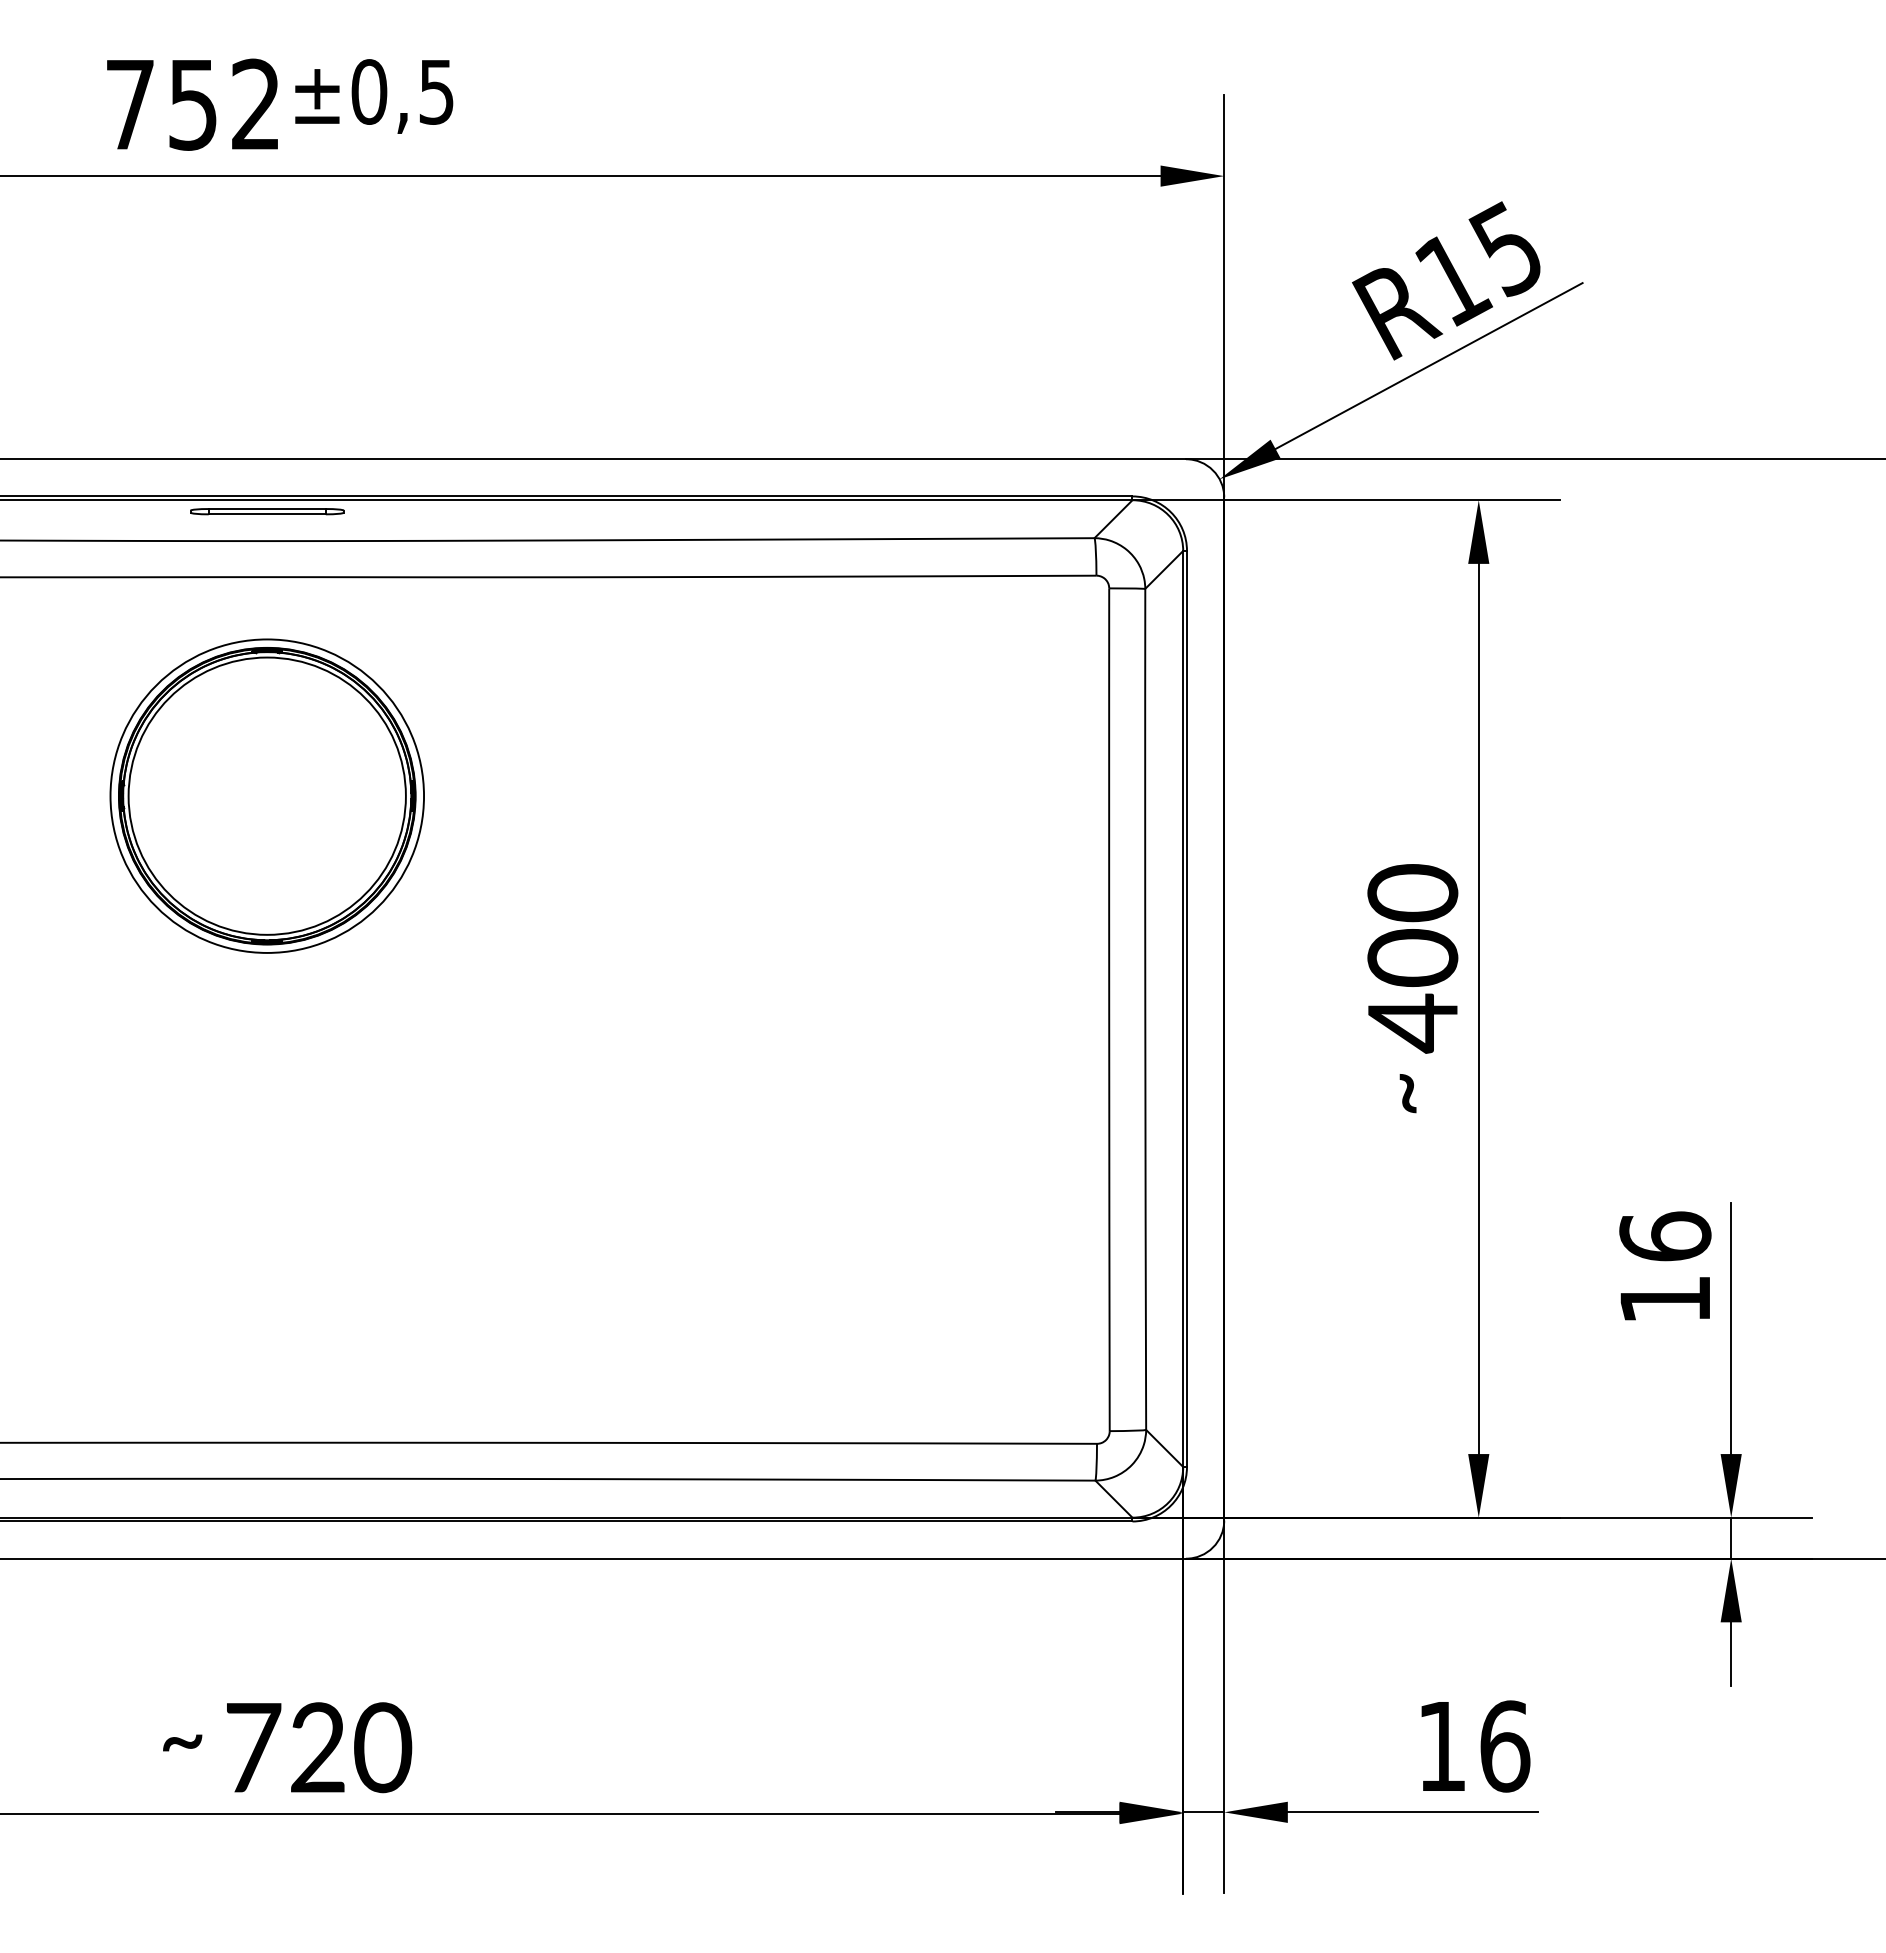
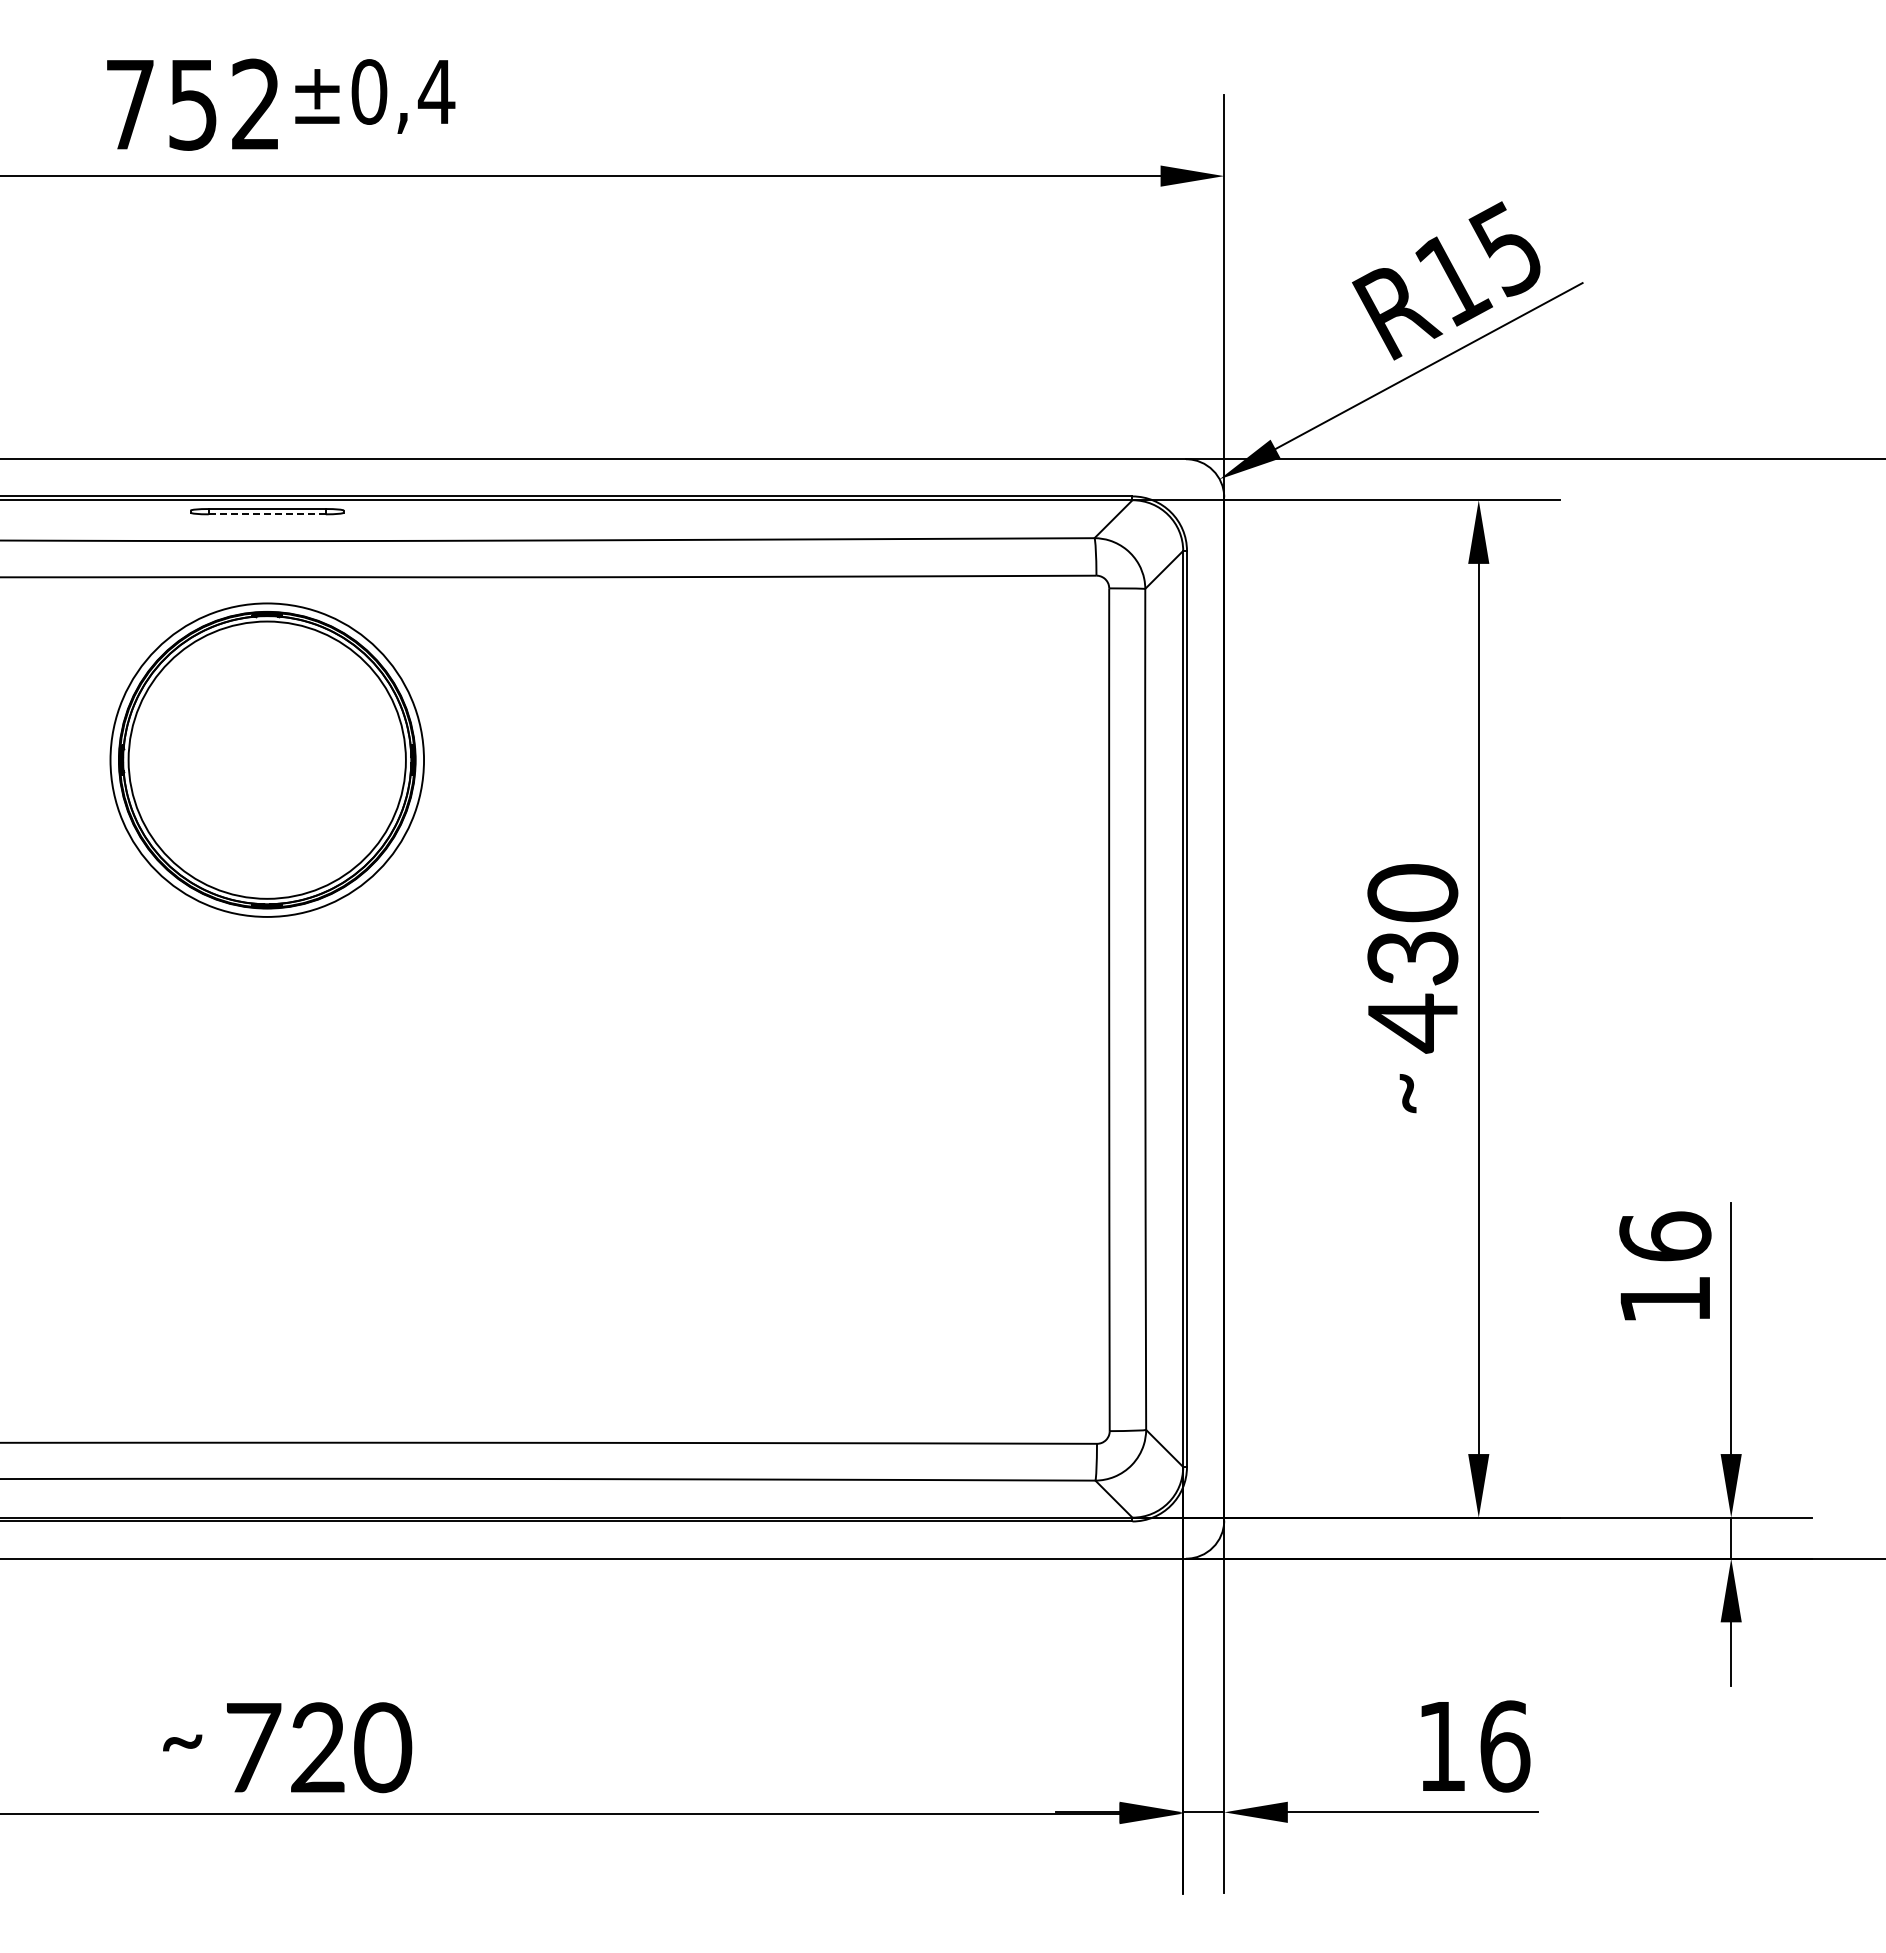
text: ±0,5 -> ±0,4 (436, 92)
line: solid -> dashed (267, 514)
part position: (266, 795) -> (266, 759) (266, 759)
text: 400 -> 430 (1412, 957)
